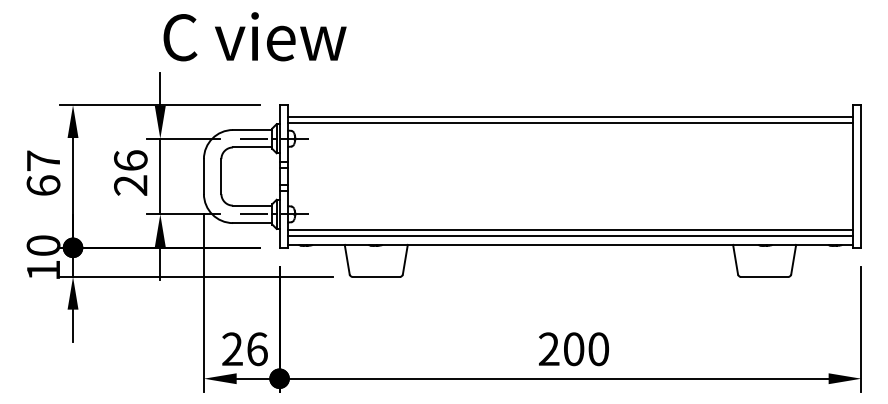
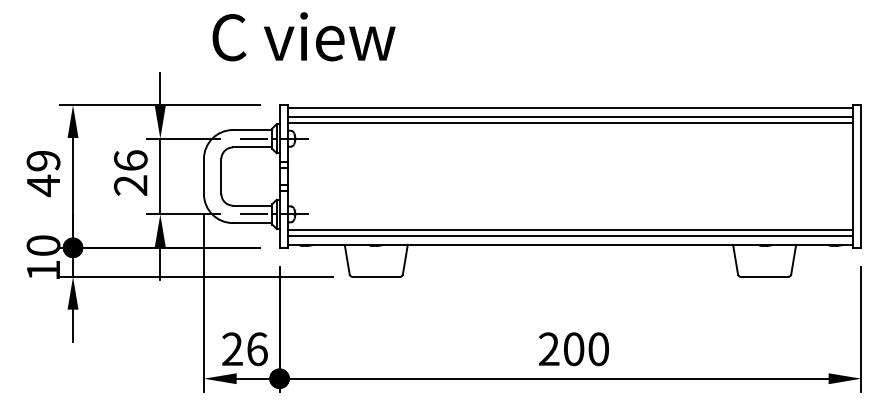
text position: (254, 36) -> (303, 36) (303, 36)
line: none -> present (570, 108)
text: 67 -> 49 (43, 173)
